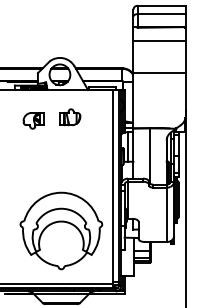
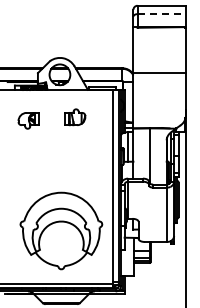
line: solid -> dashed (161, 14)
line: present -> none (159, 40)
part position: (70, 117) -> (75, 117) (75, 117)
part position: (33, 120) -> (28, 120) (28, 120)
